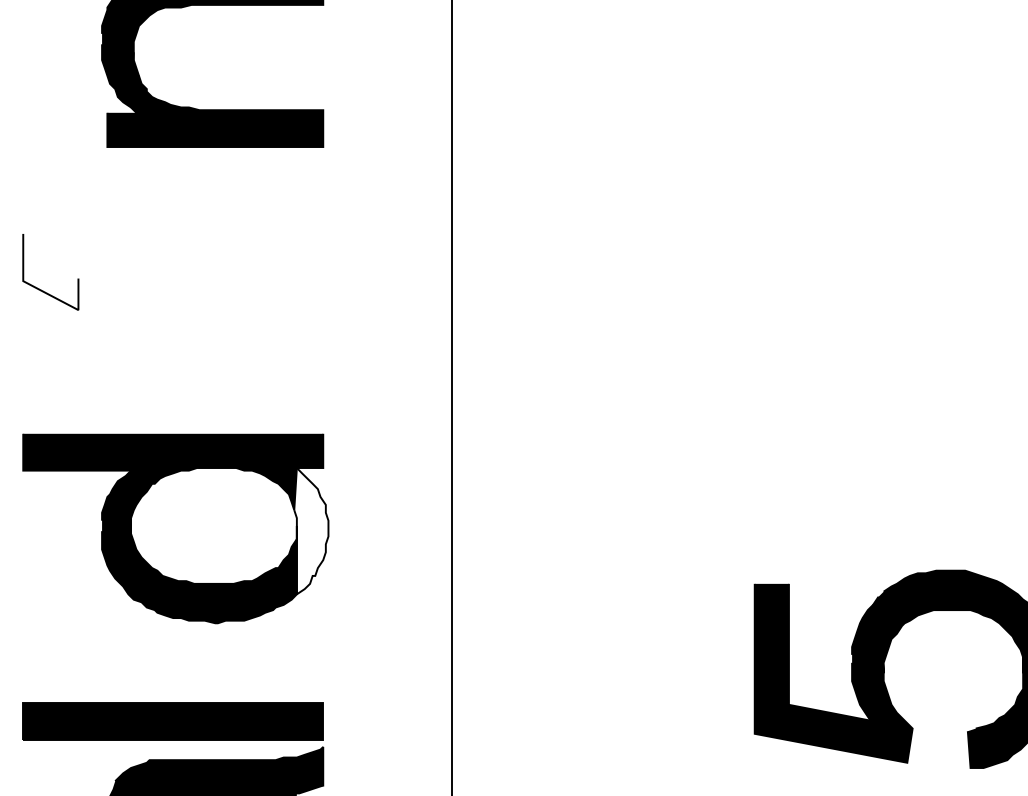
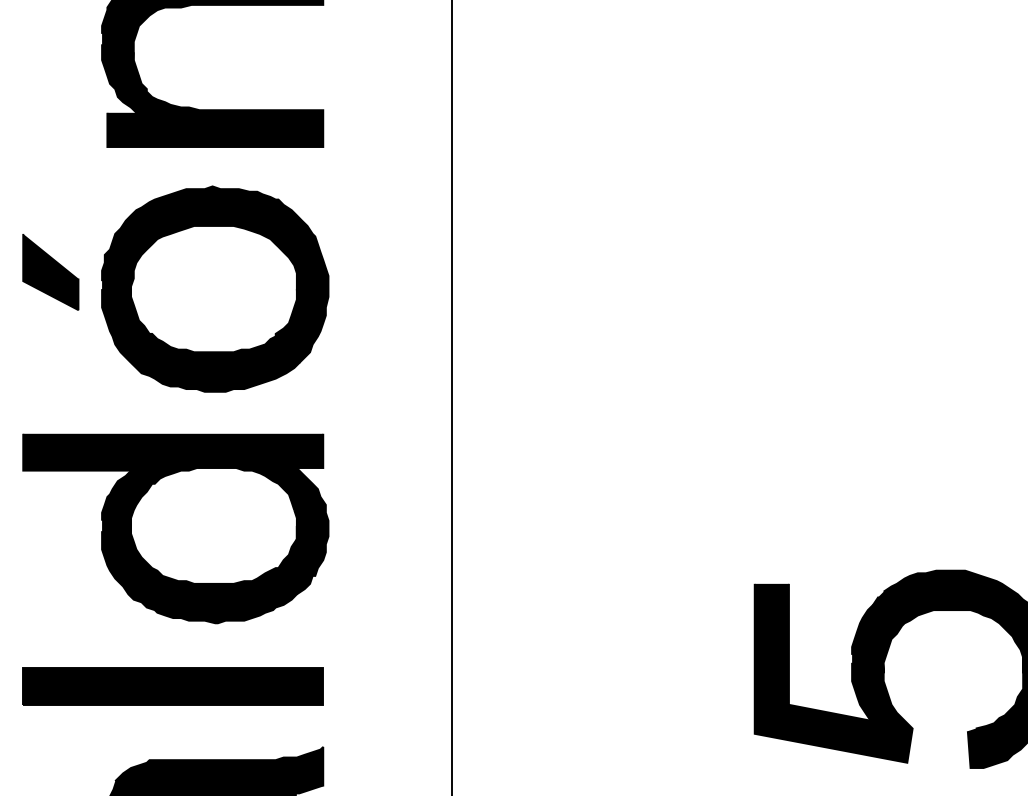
fill: none -> present (50, 271)
part: none -> present (215, 288)
fill: none -> present (311, 531)
part position: (172, 721) -> (172, 686) (172, 686)
